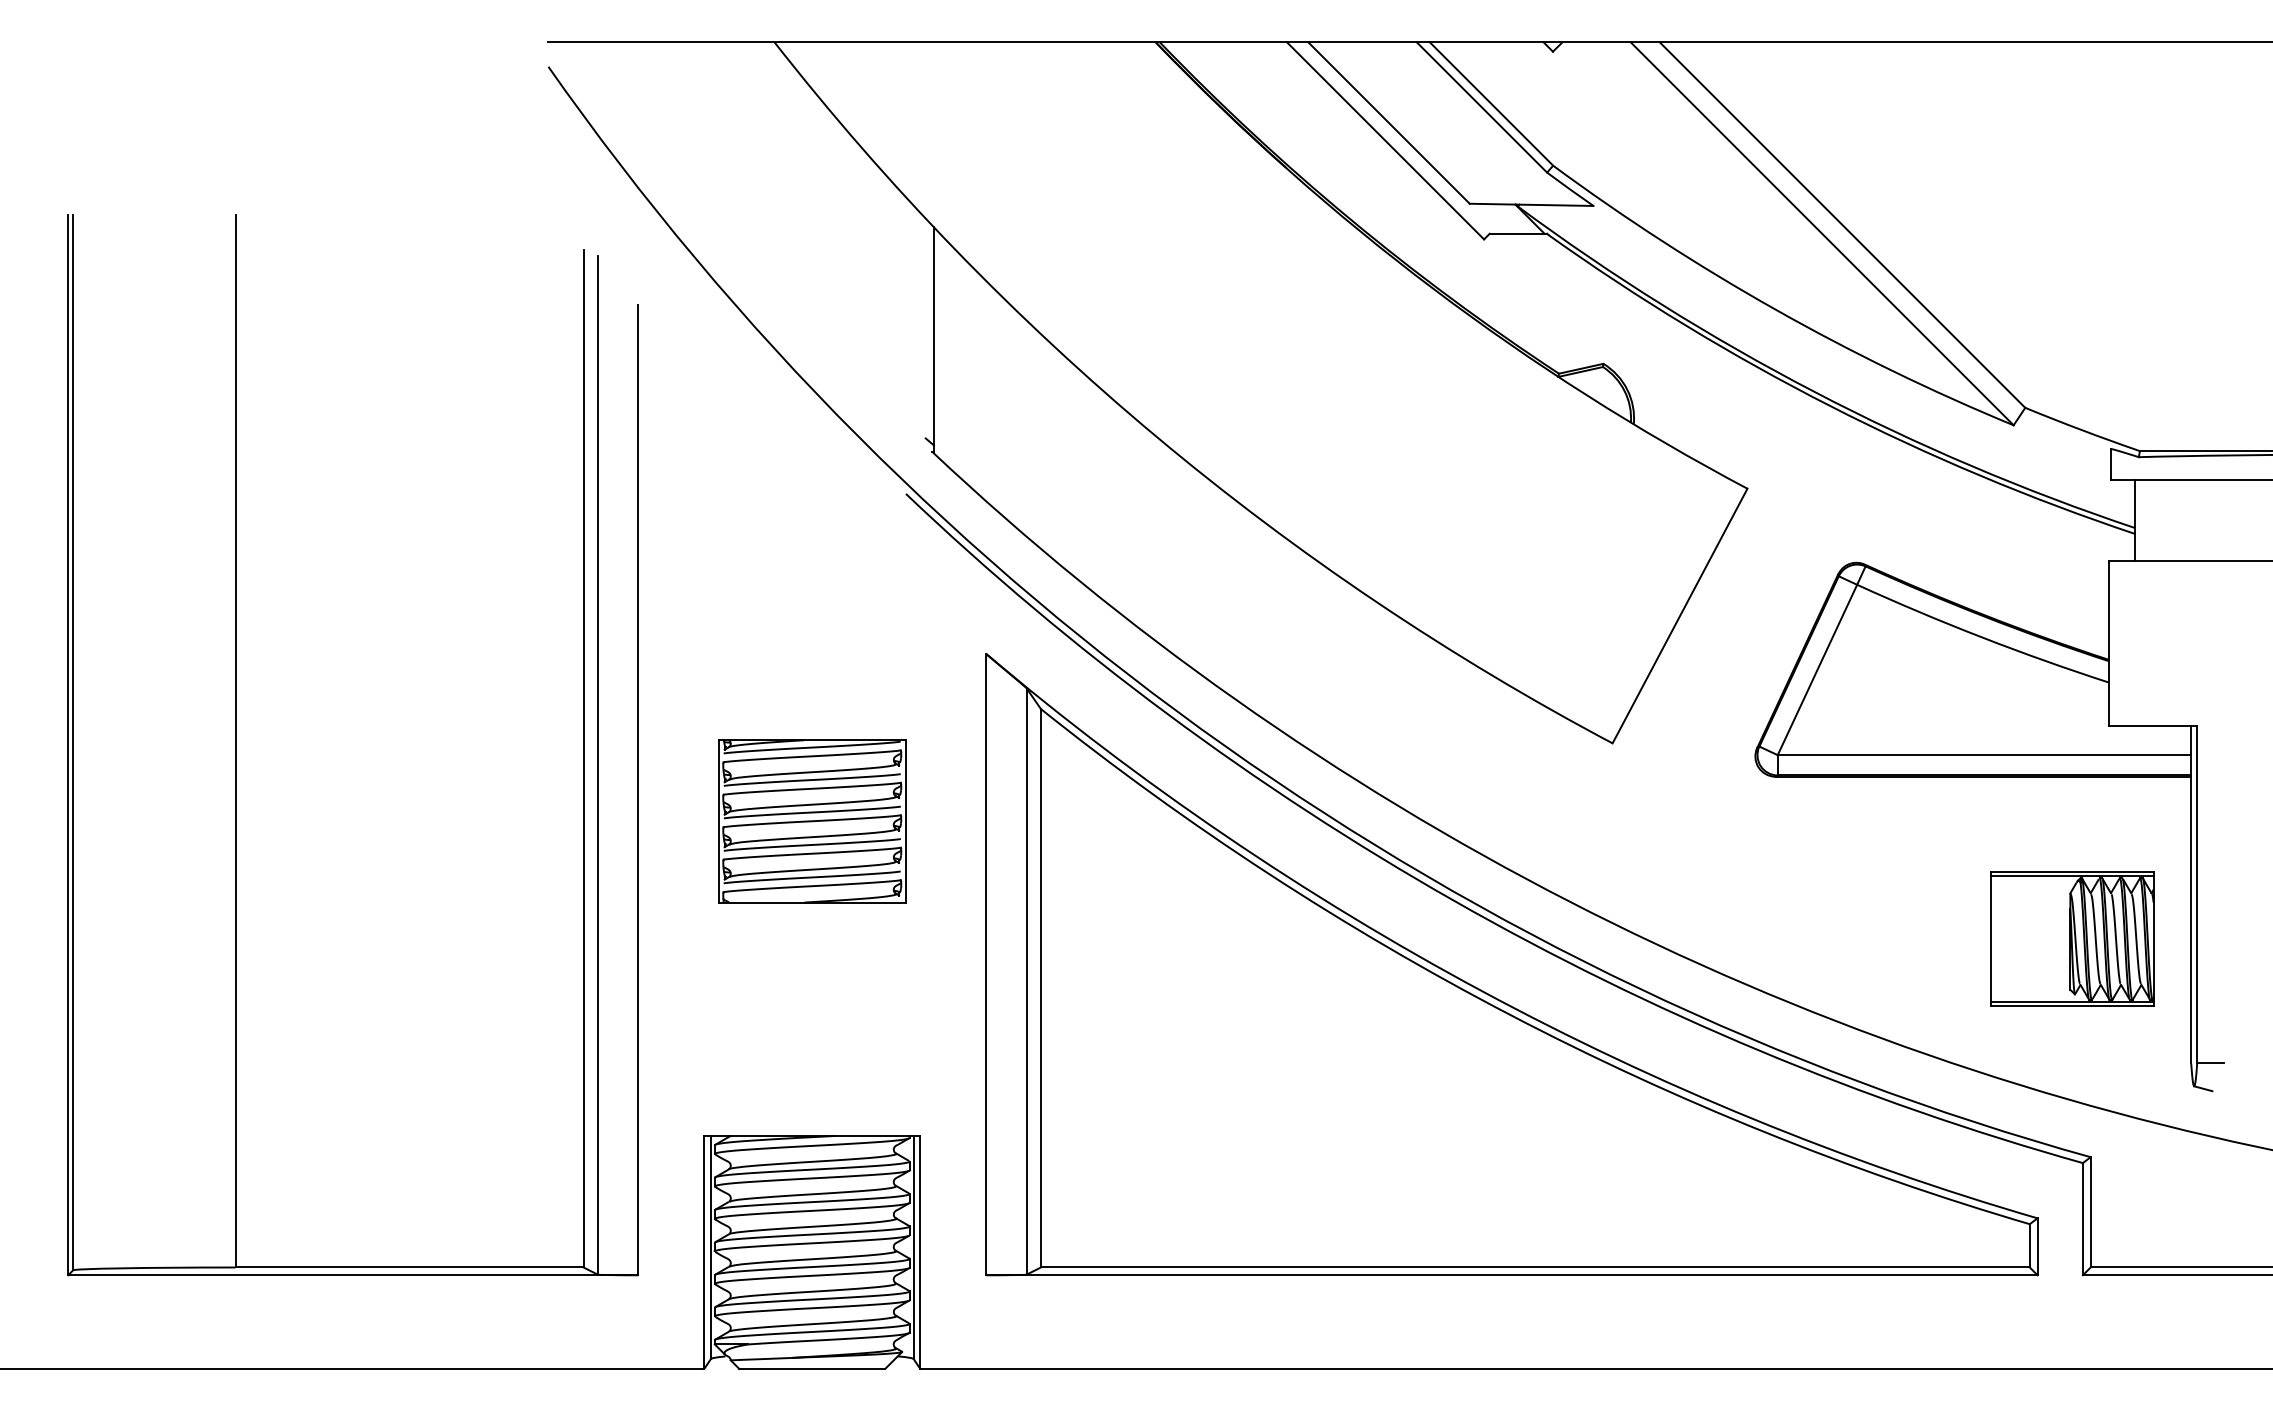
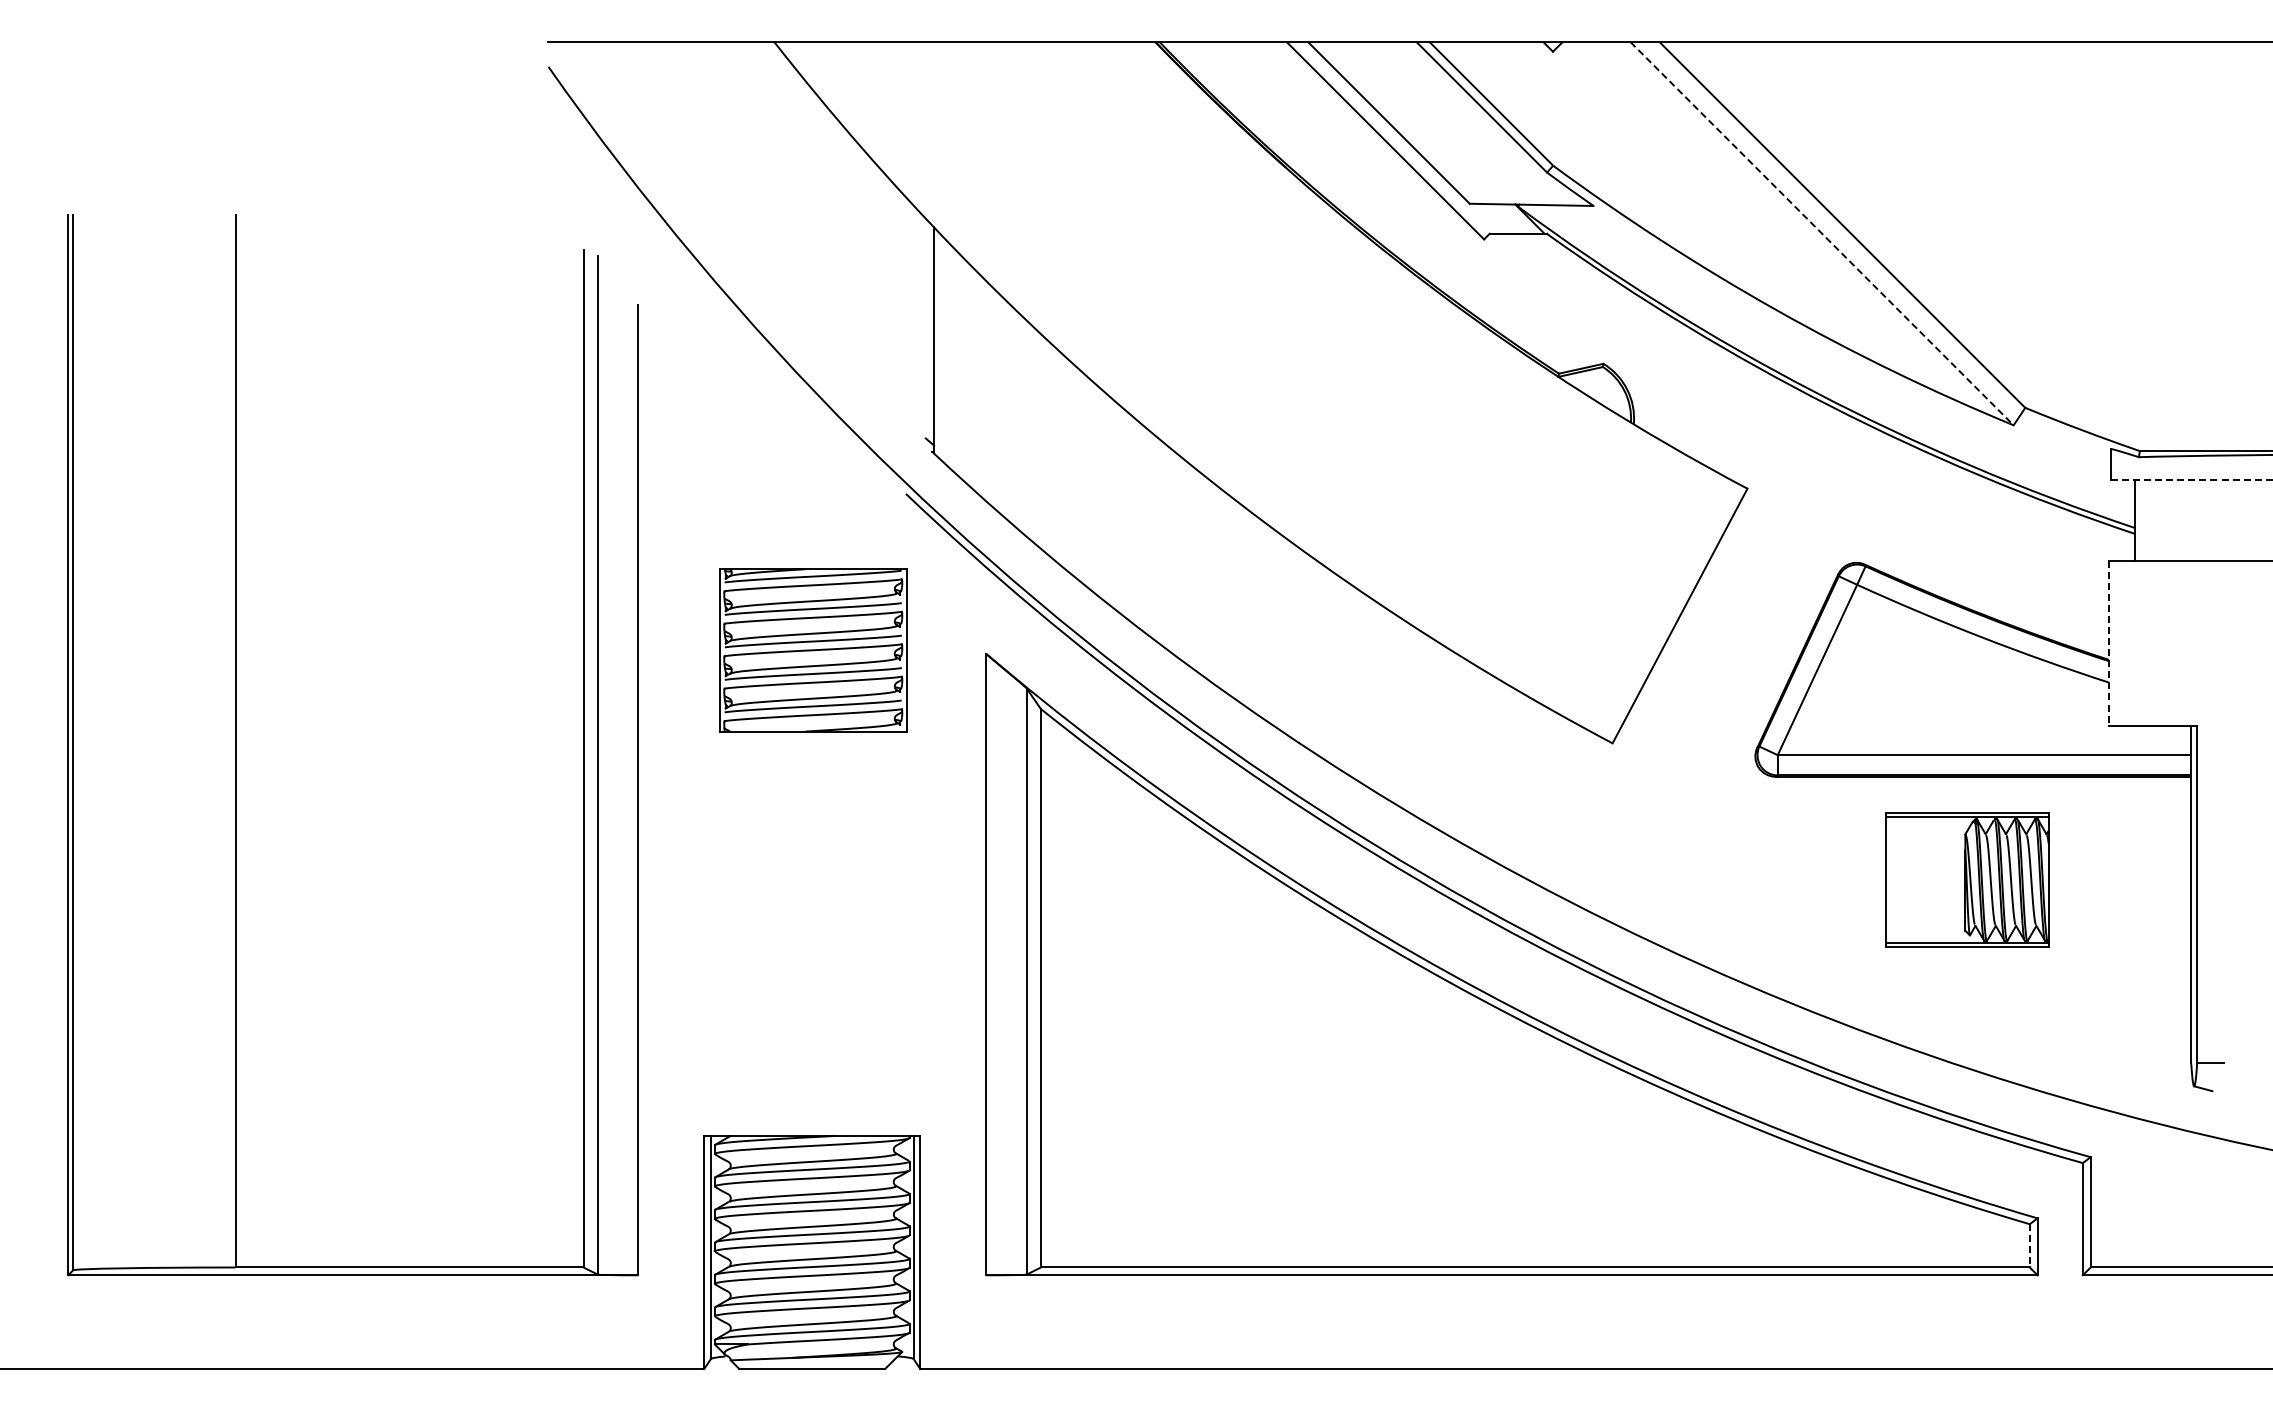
line: solid -> dashed (1822, 233)
line: solid -> dashed (2191, 480)
line: solid -> dashed (2108, 643)
part position: (812, 821) -> (813, 650) (813, 650)
part position: (2072, 938) -> (1967, 879) (1967, 879)
line: solid -> dashed (2029, 1245)
